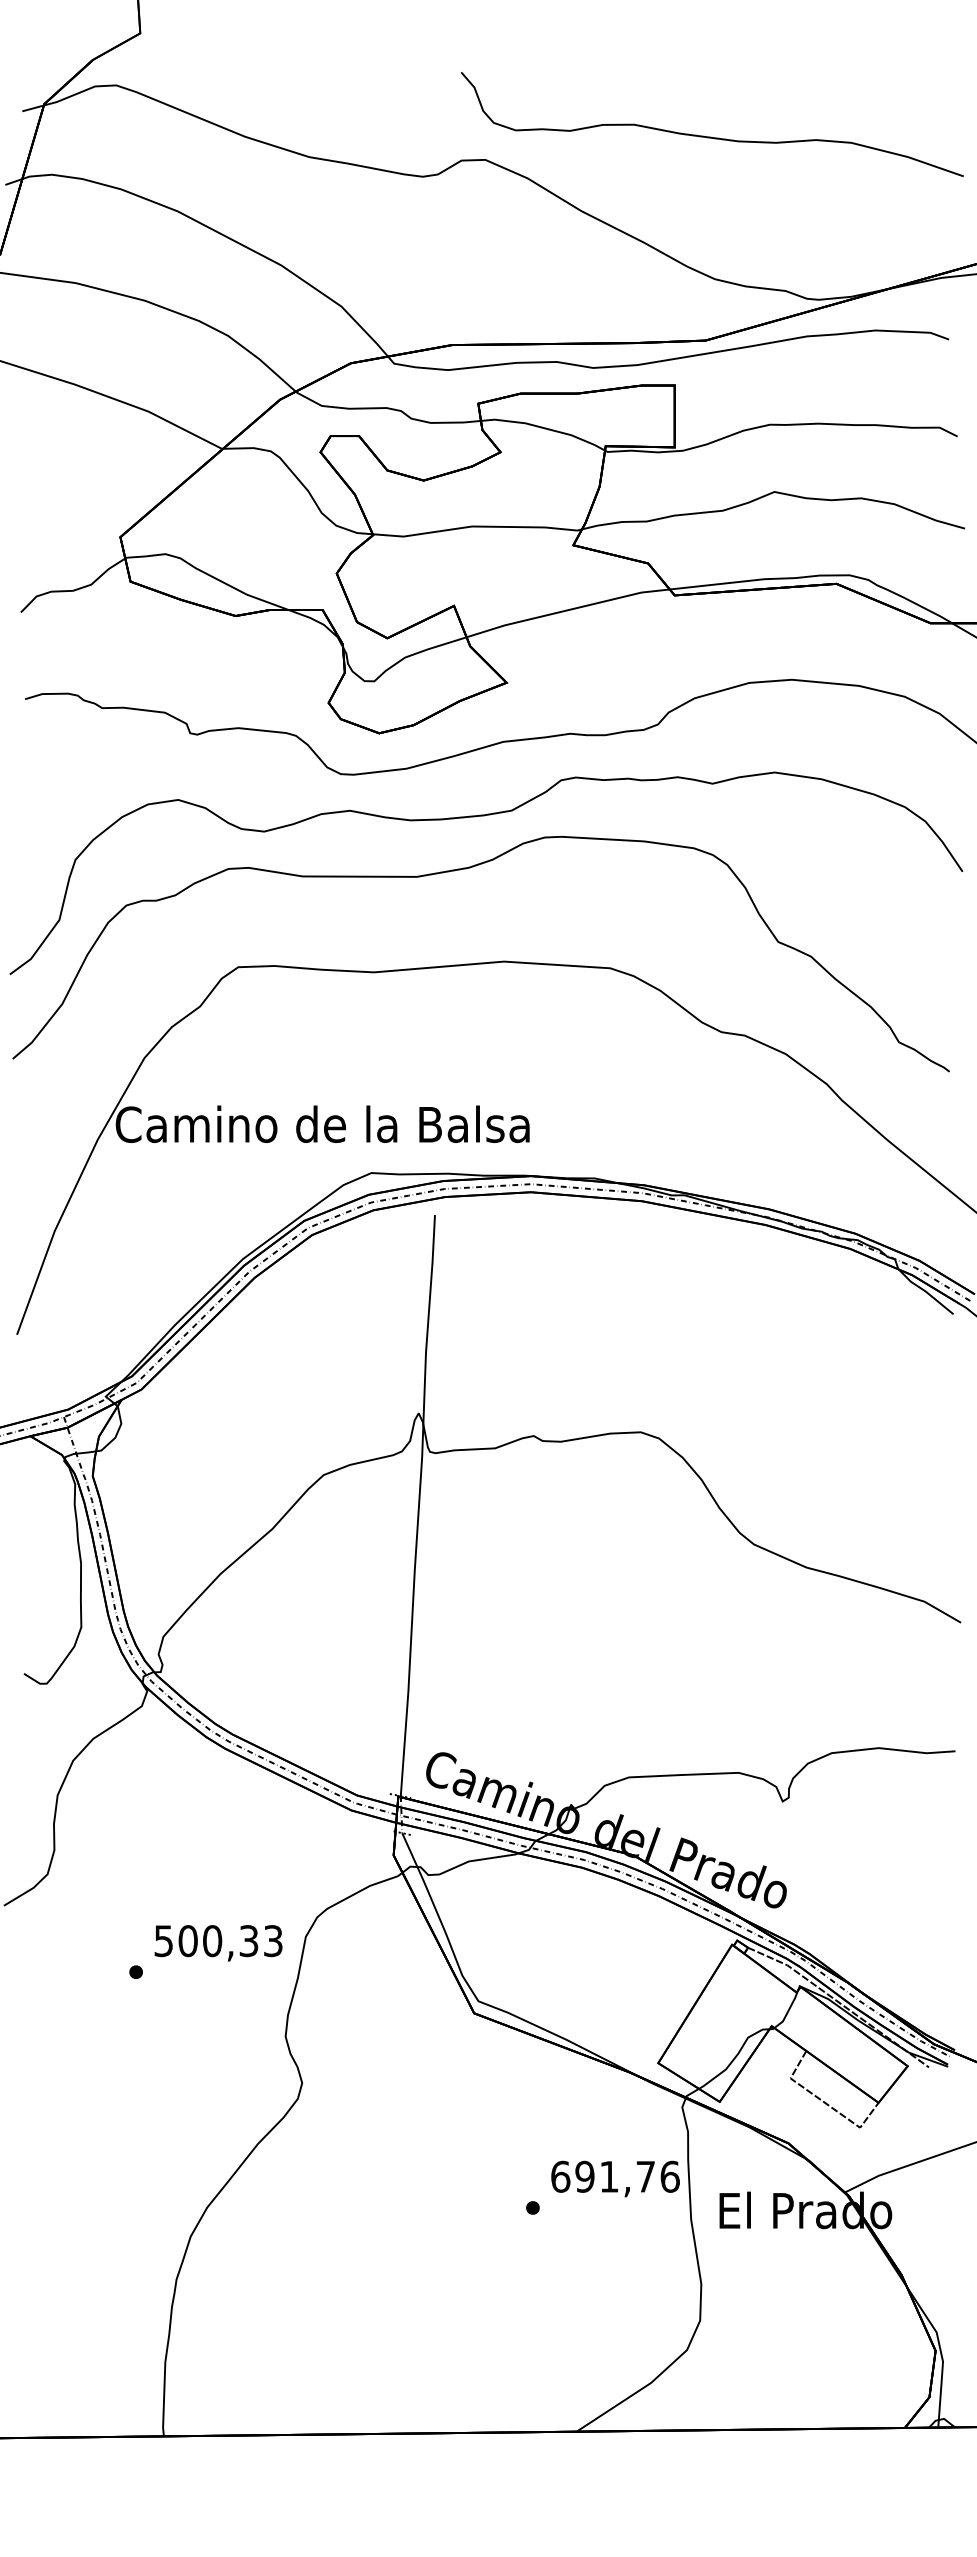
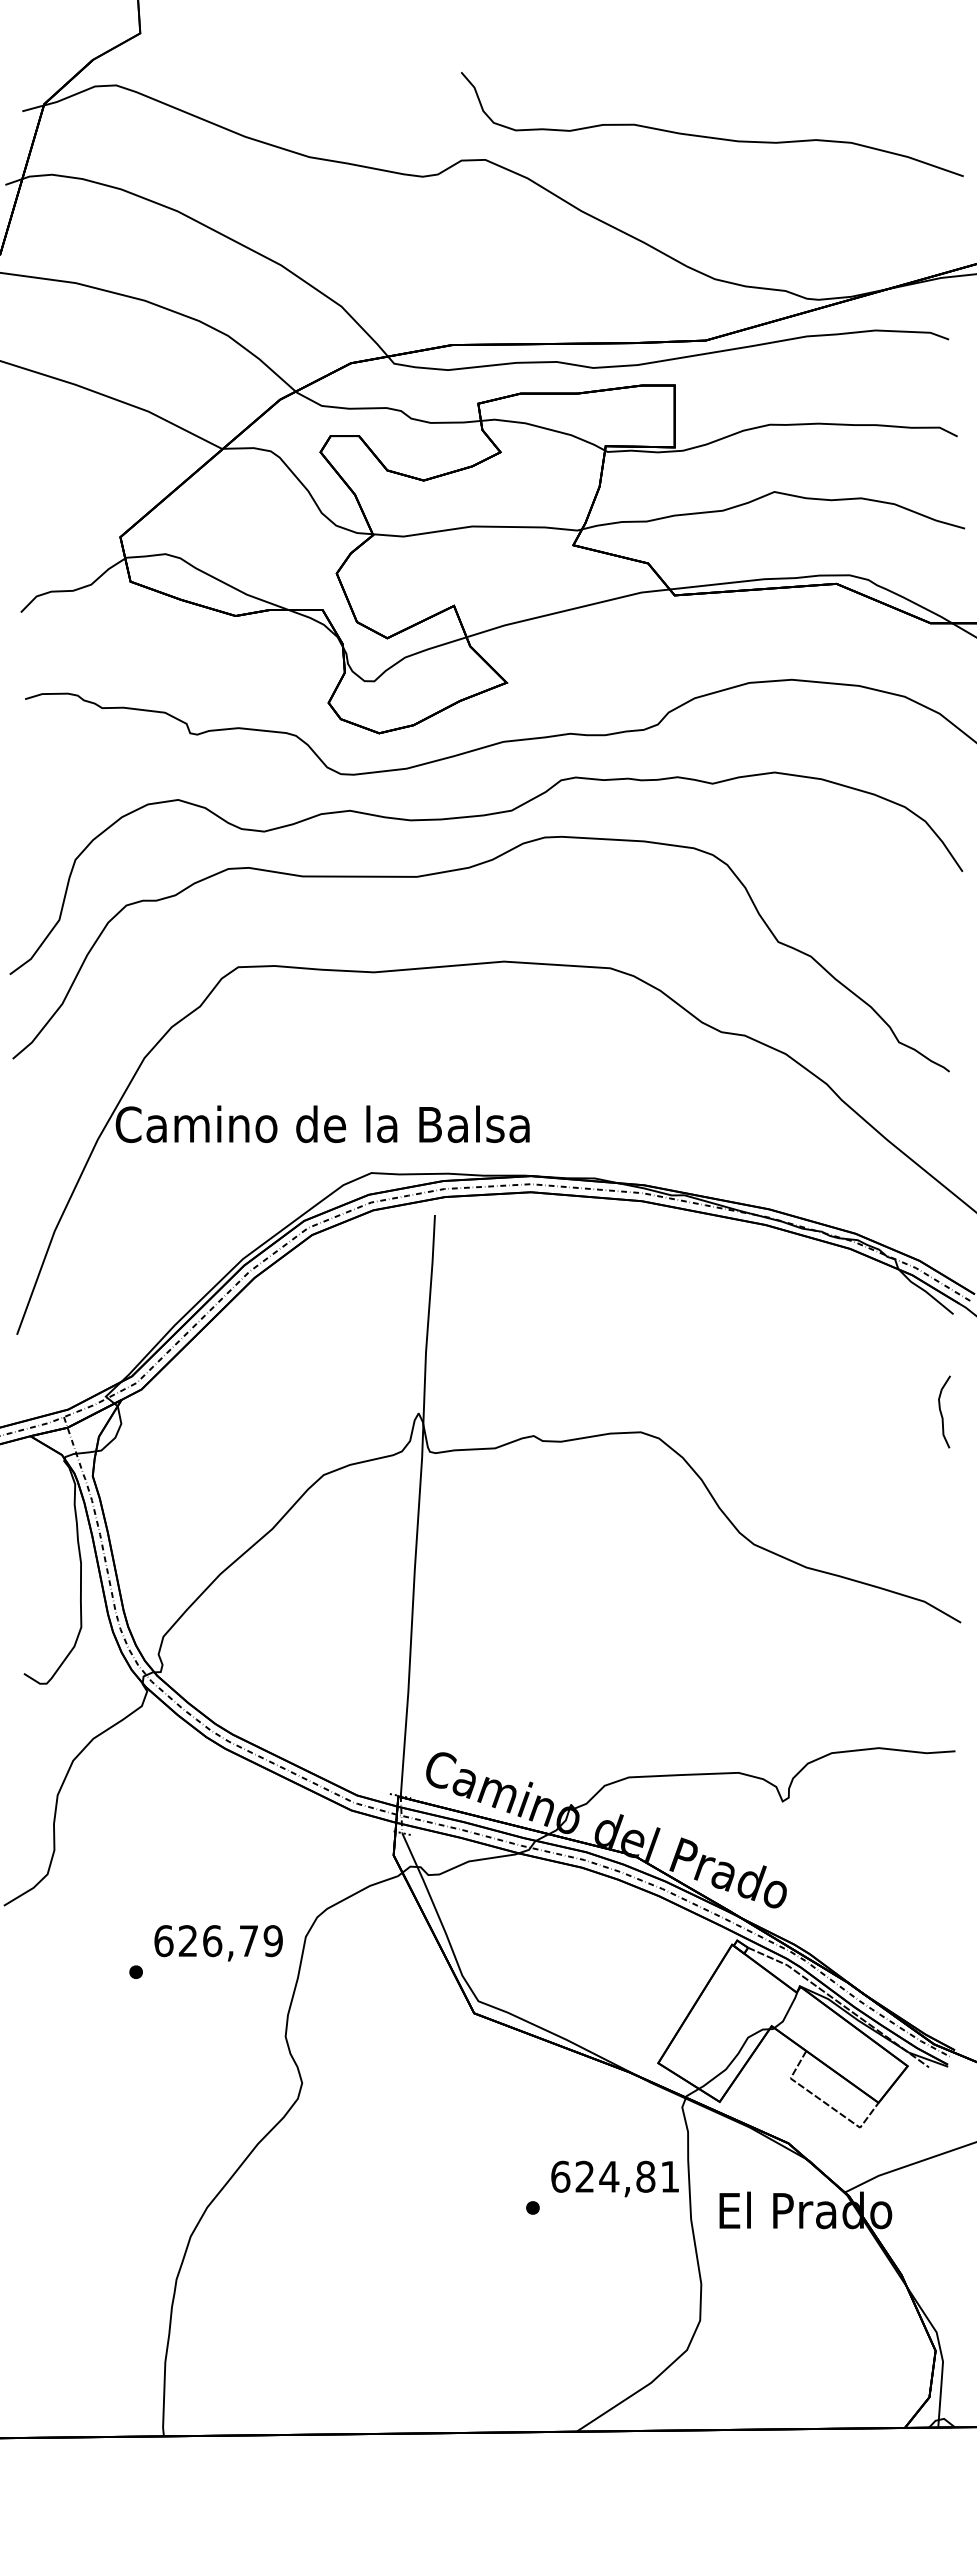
curve: none -> present (942, 1413)
text: 500,33 -> 626,79 (218, 1941)
text: 691,76 -> 624,81 (627, 2176)
